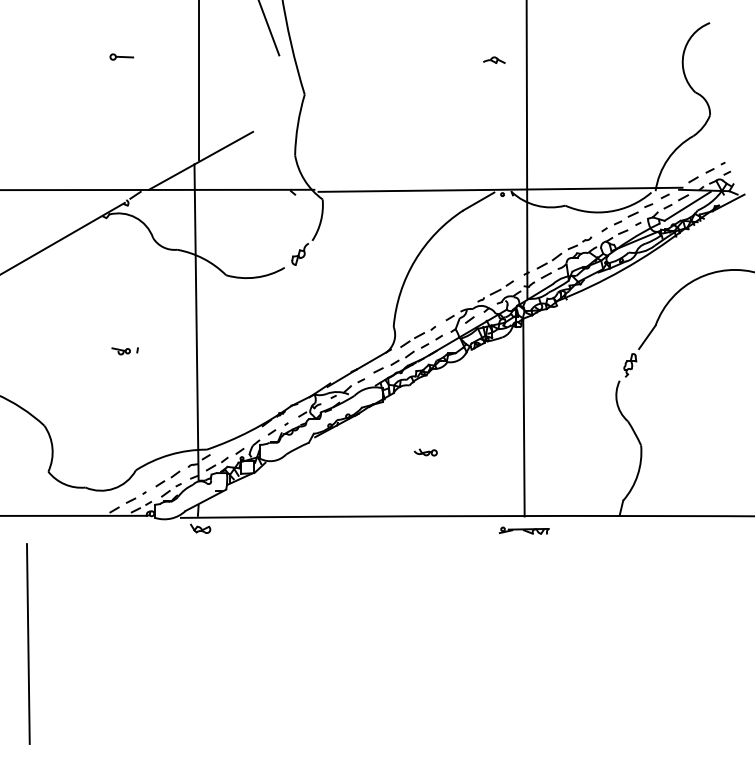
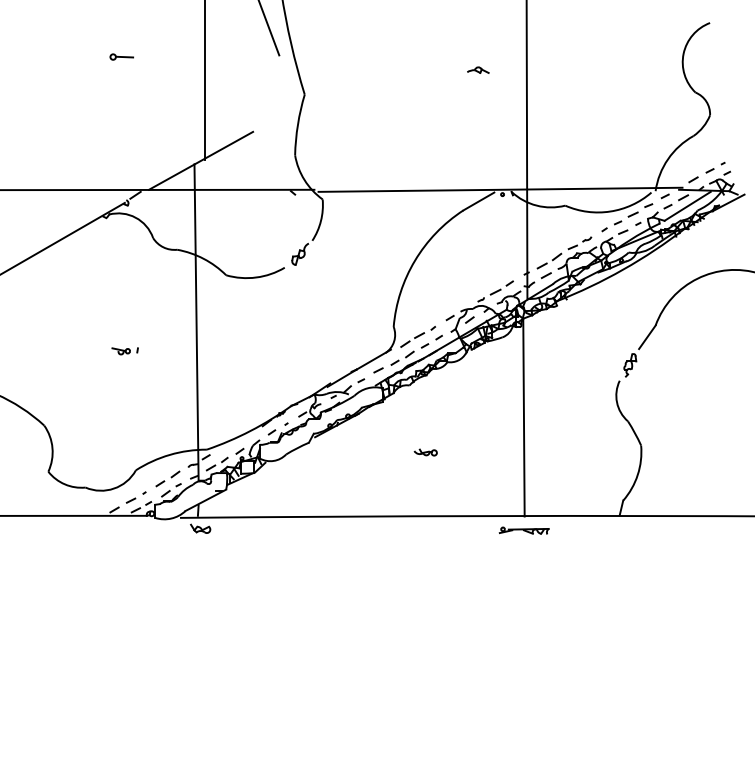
part position: (494, 59) -> (478, 69) (478, 69)
line position: (198, 81) -> (204, 81) (204, 81)
line: present -> none (28, 643)
